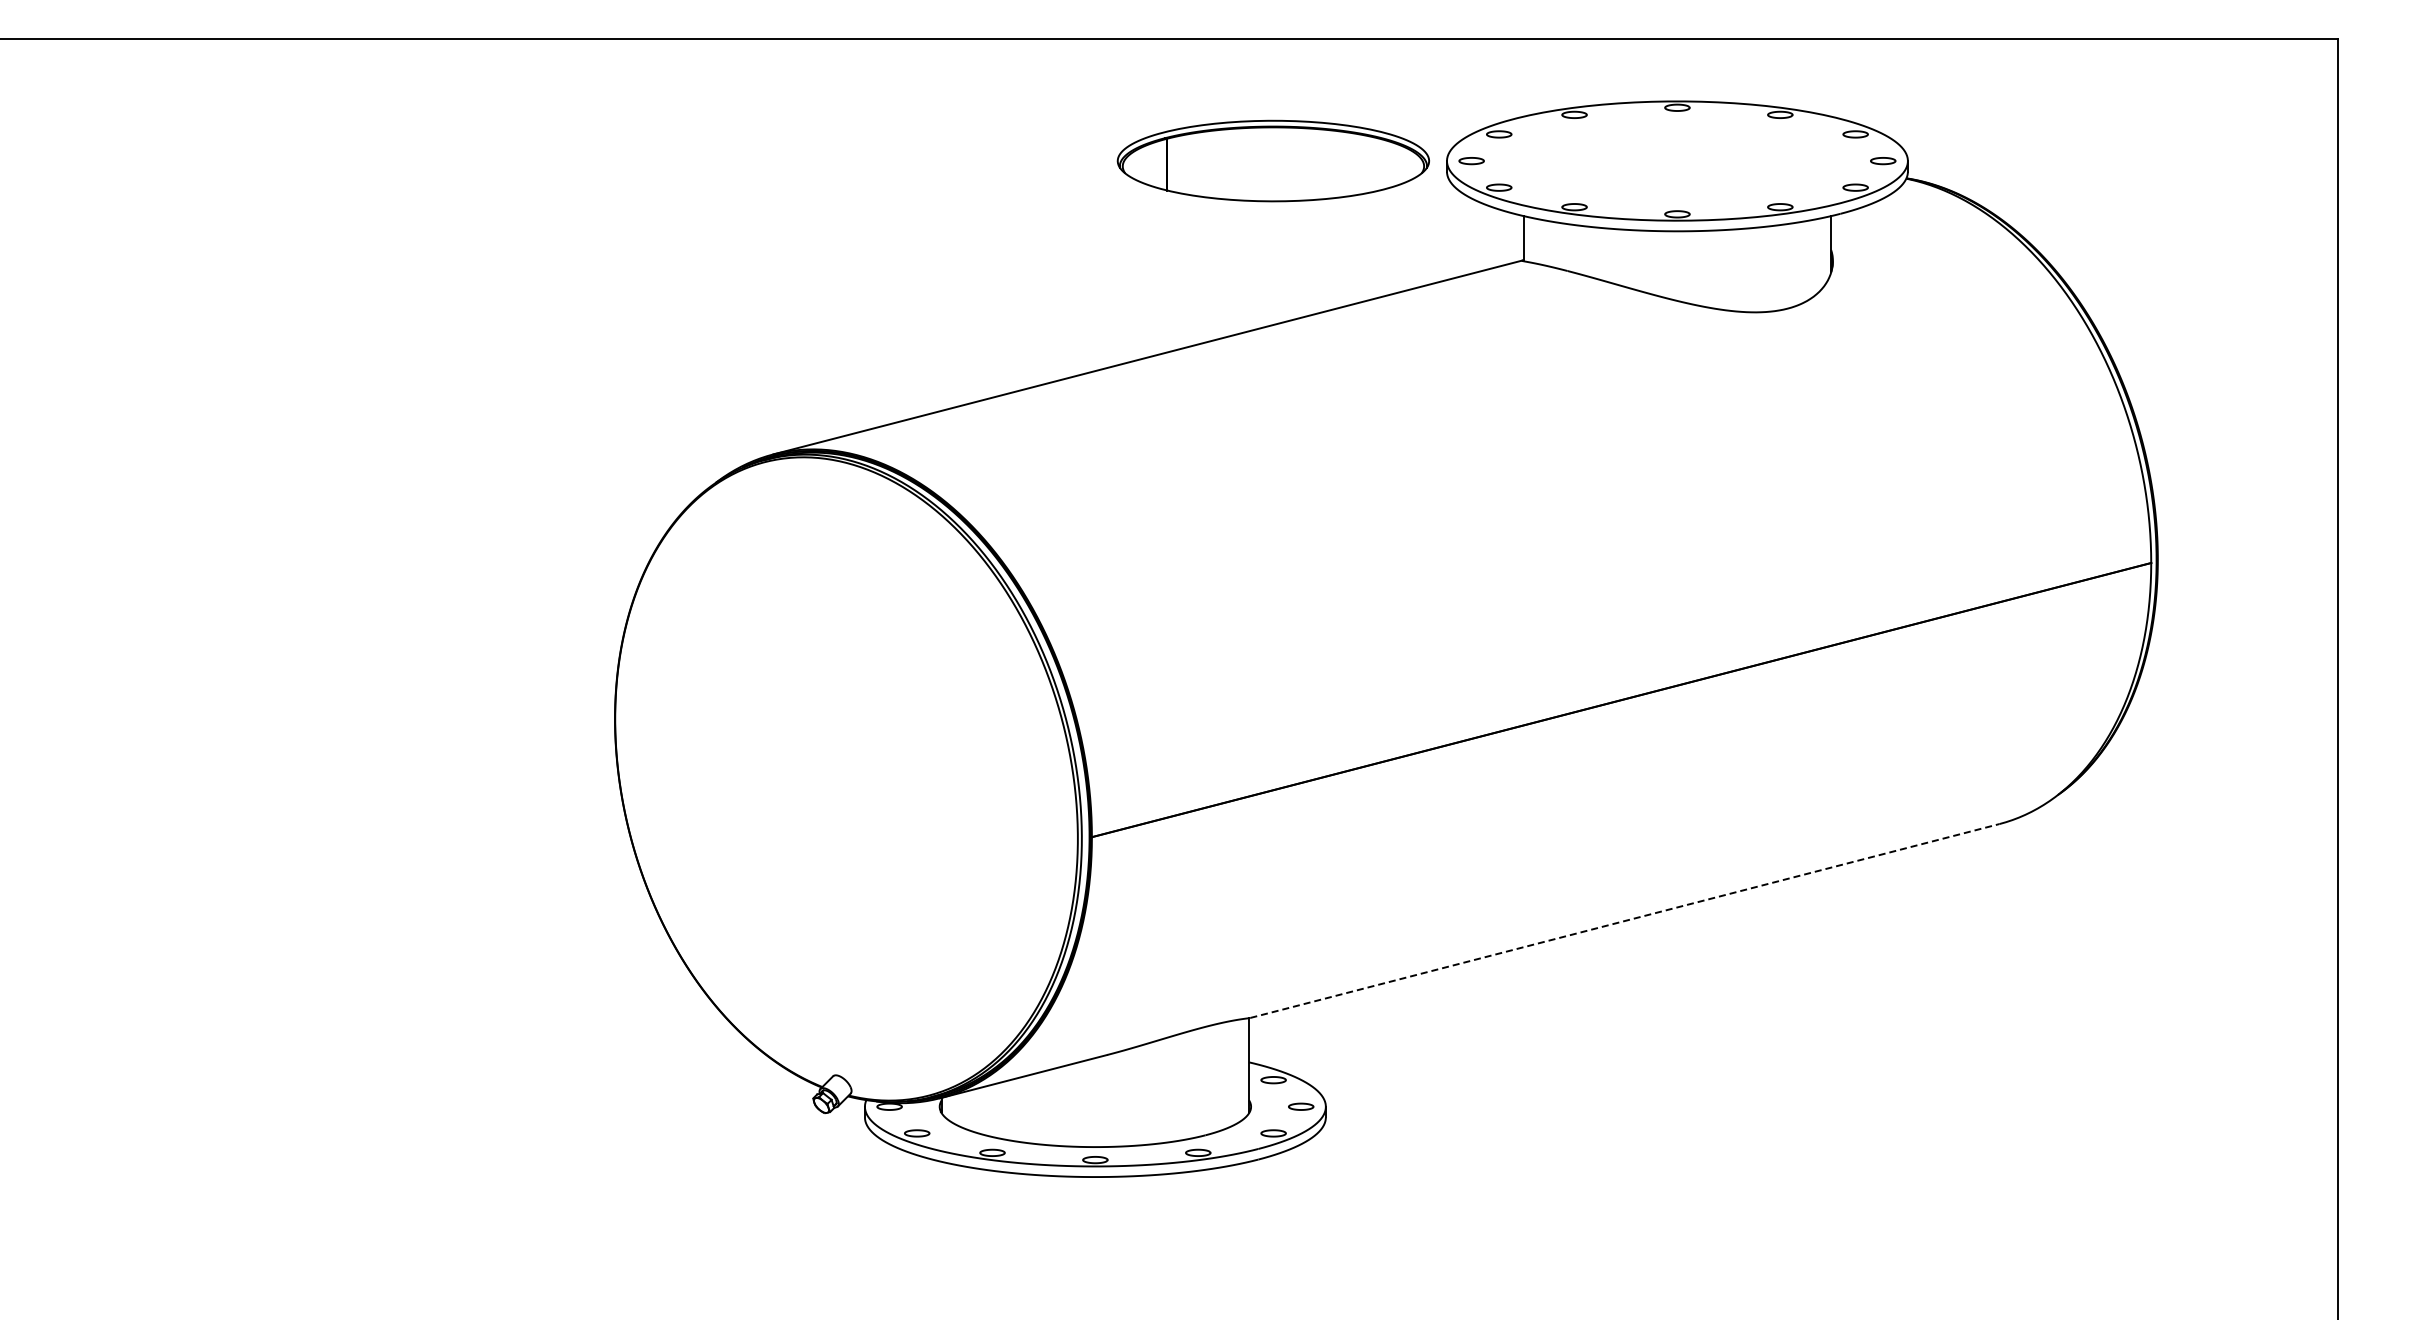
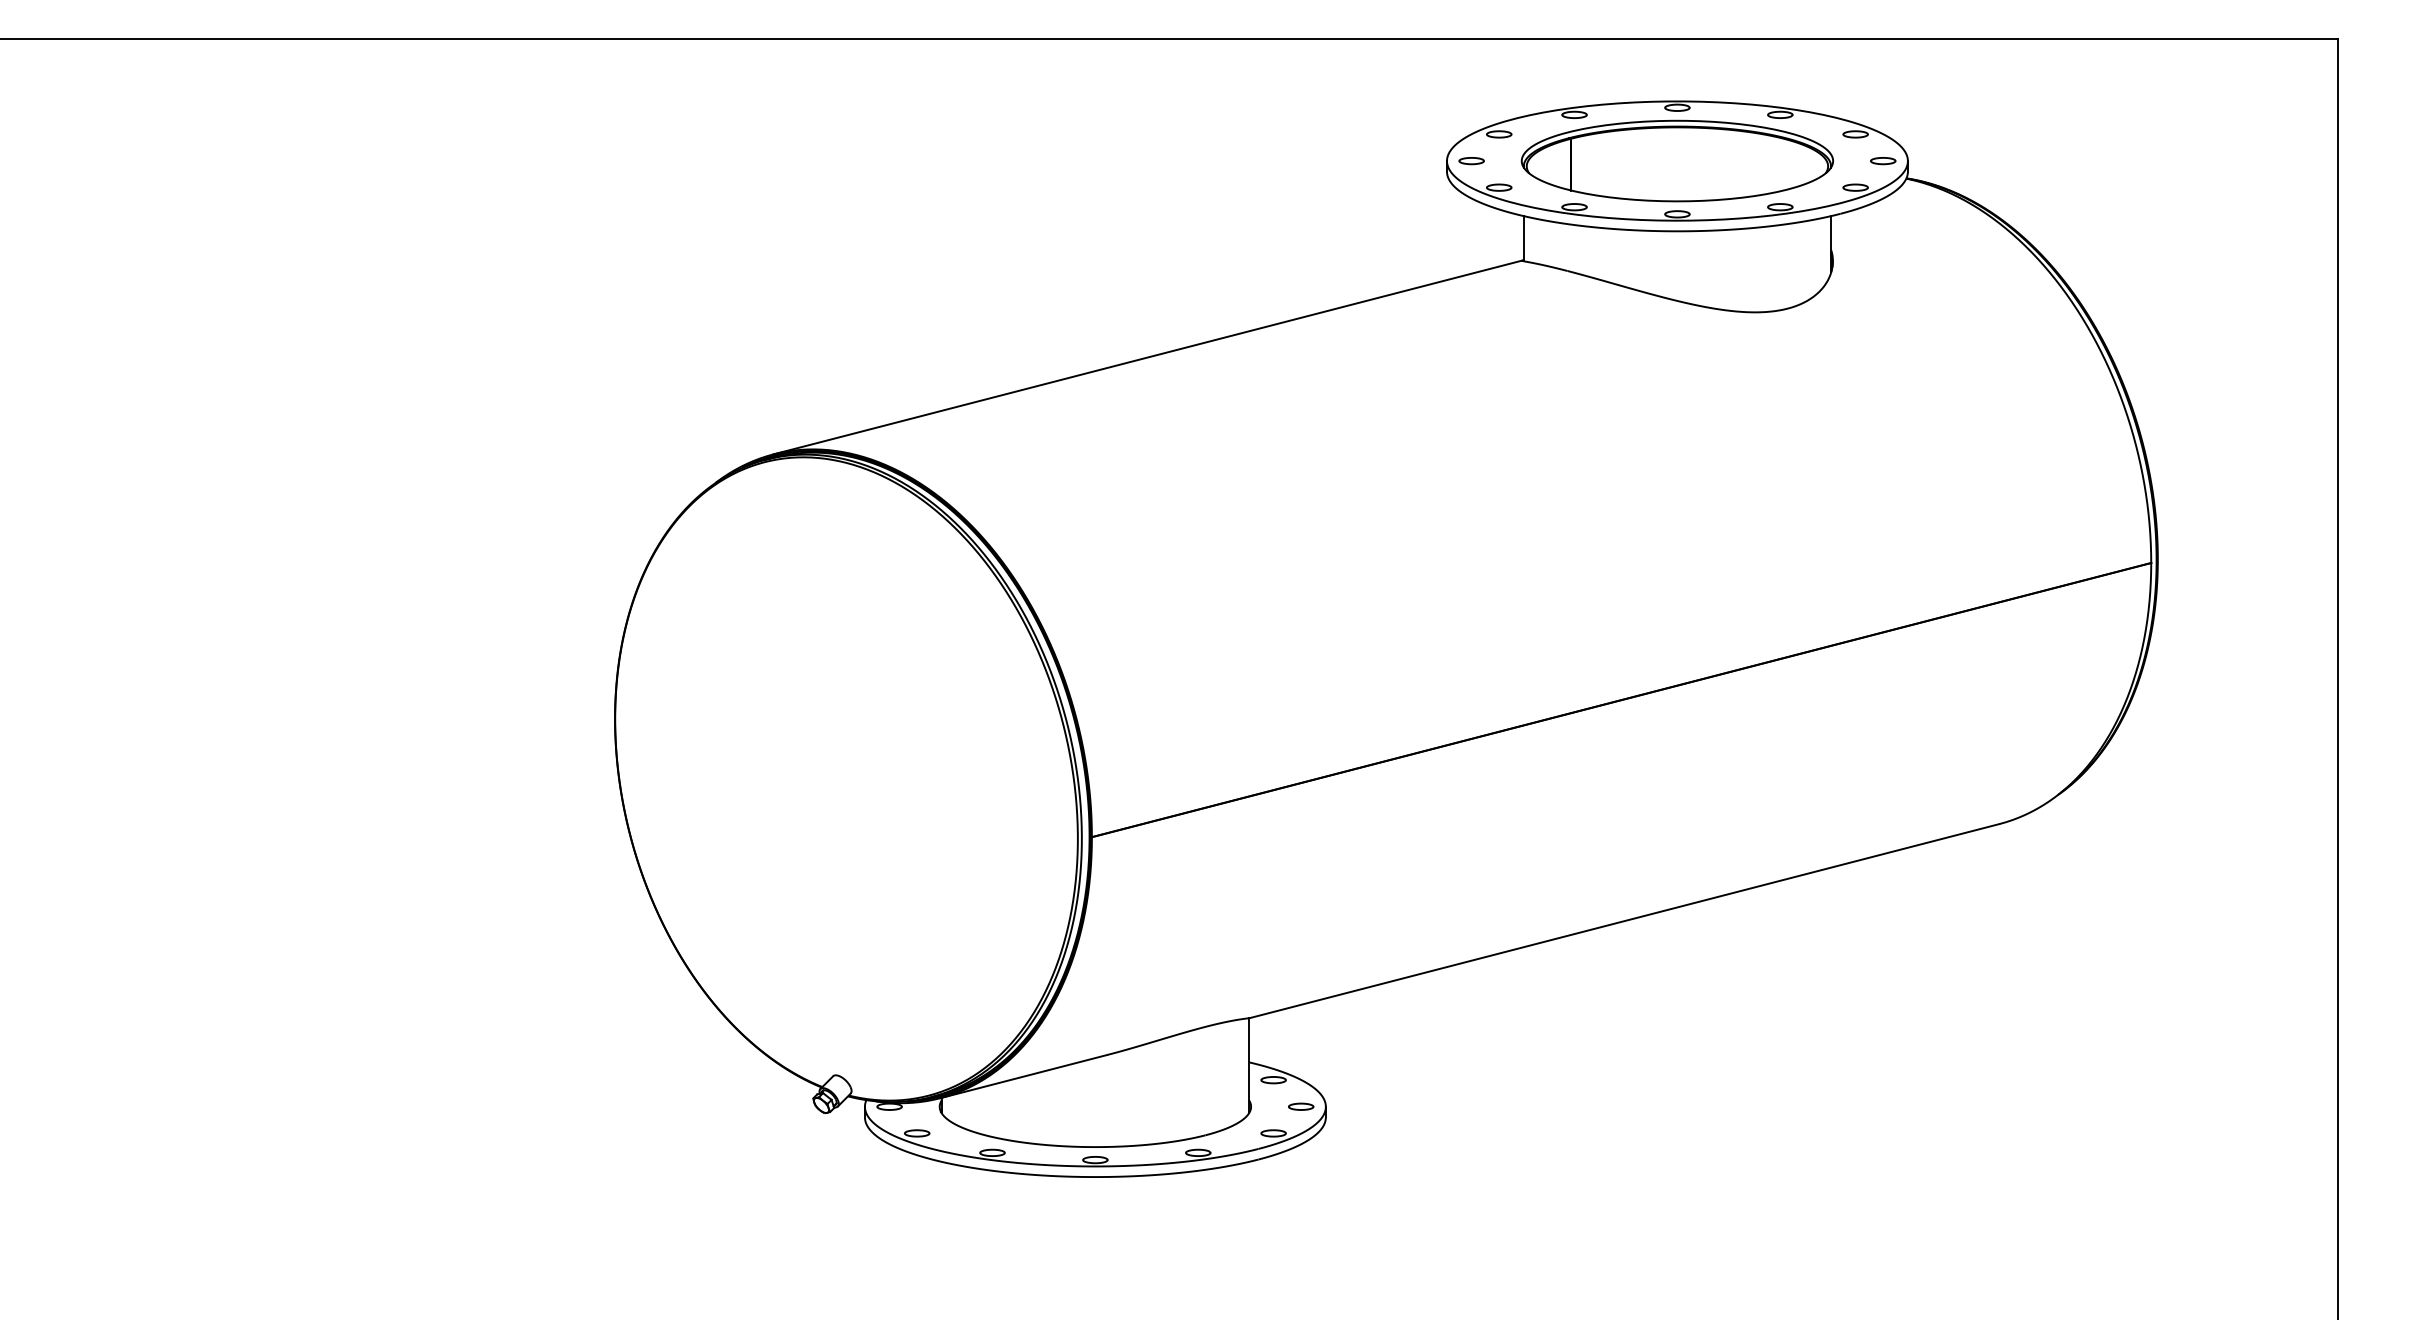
part position: (1272, 160) -> (1676, 160) (1676, 160)
line: dashed -> solid (1624, 921)
